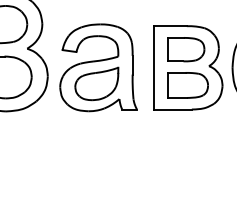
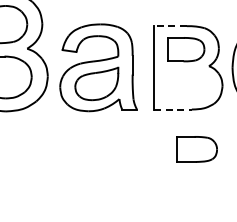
line: solid -> dashed (170, 26)
part position: (187, 85) -> (196, 149) (196, 149)
line: solid -> dashed (173, 109)
